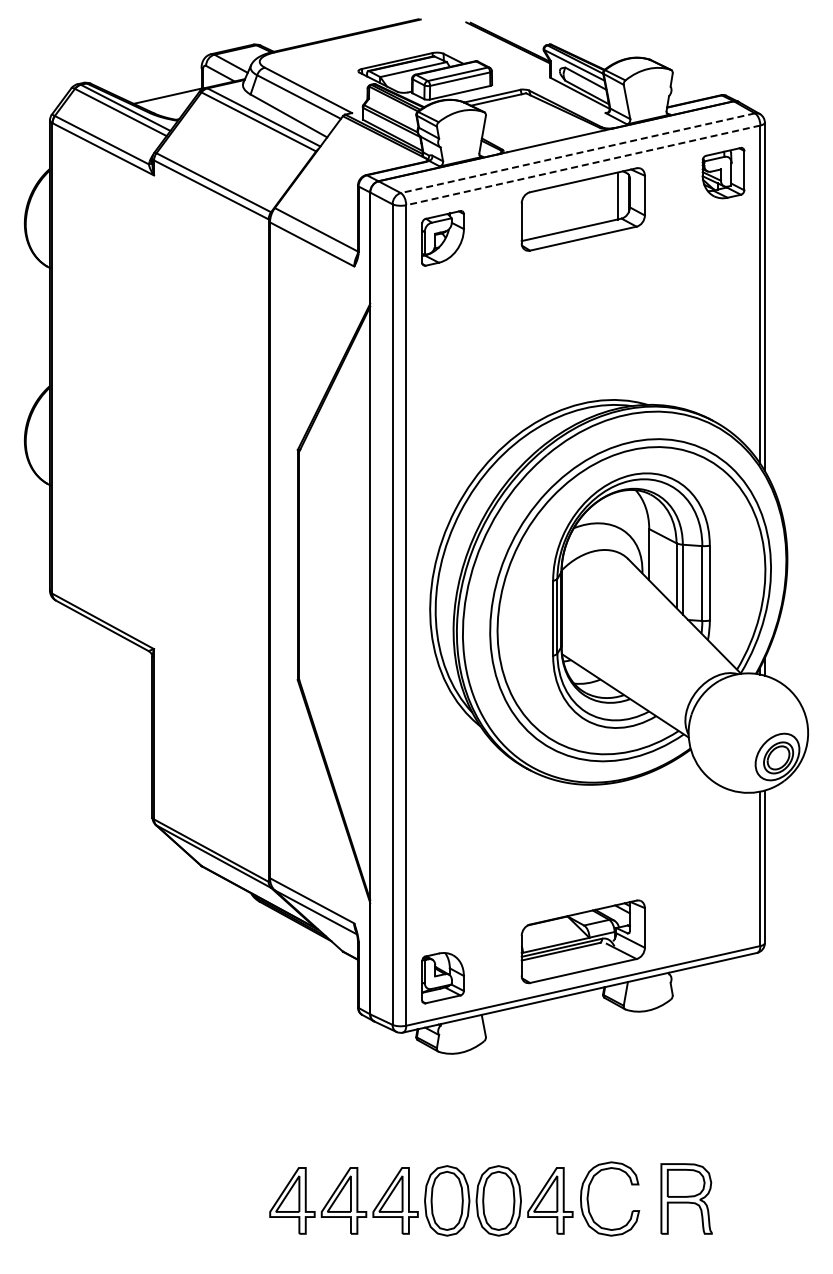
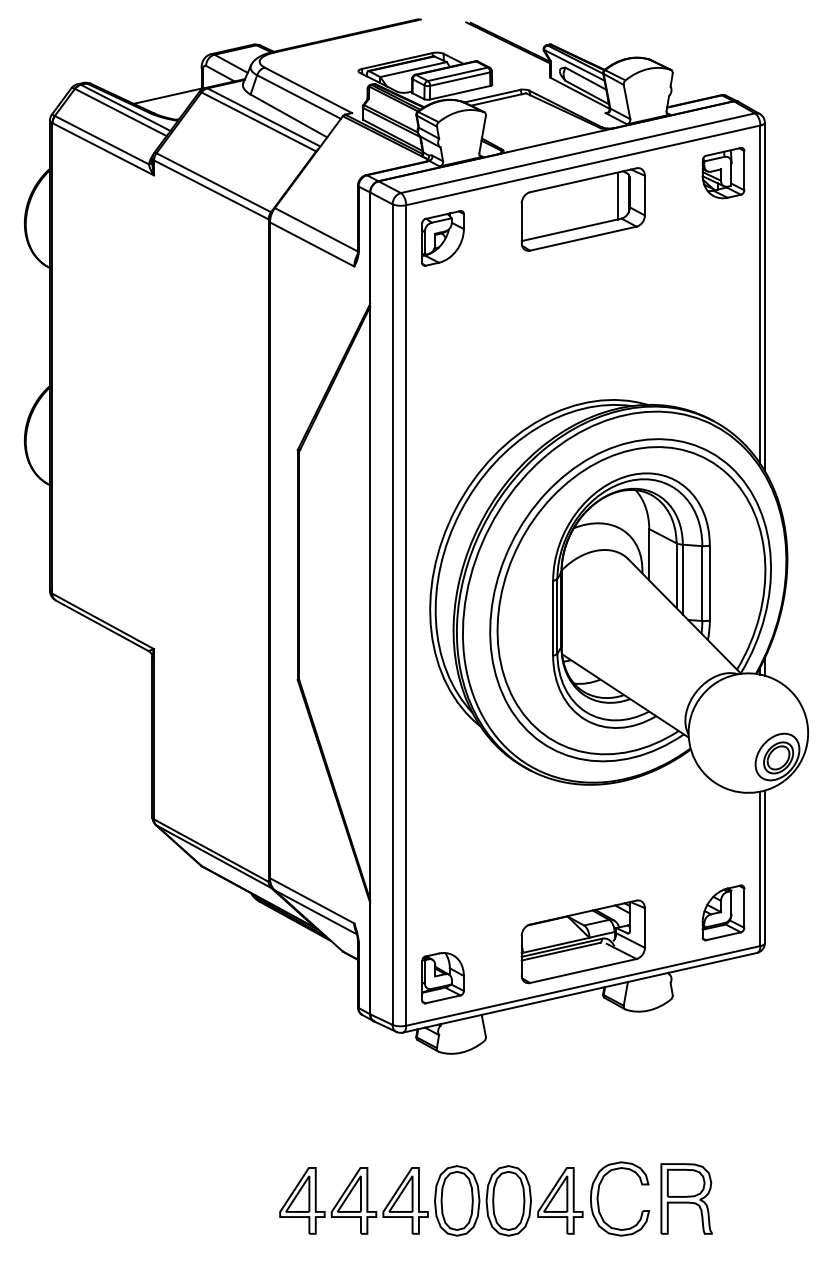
line: dashed -> solid (577, 153)
line: dashed -> solid (583, 165)
part: none -> present (723, 912)
part position: (454, 1198) -> (464, 1198) (464, 1198)
